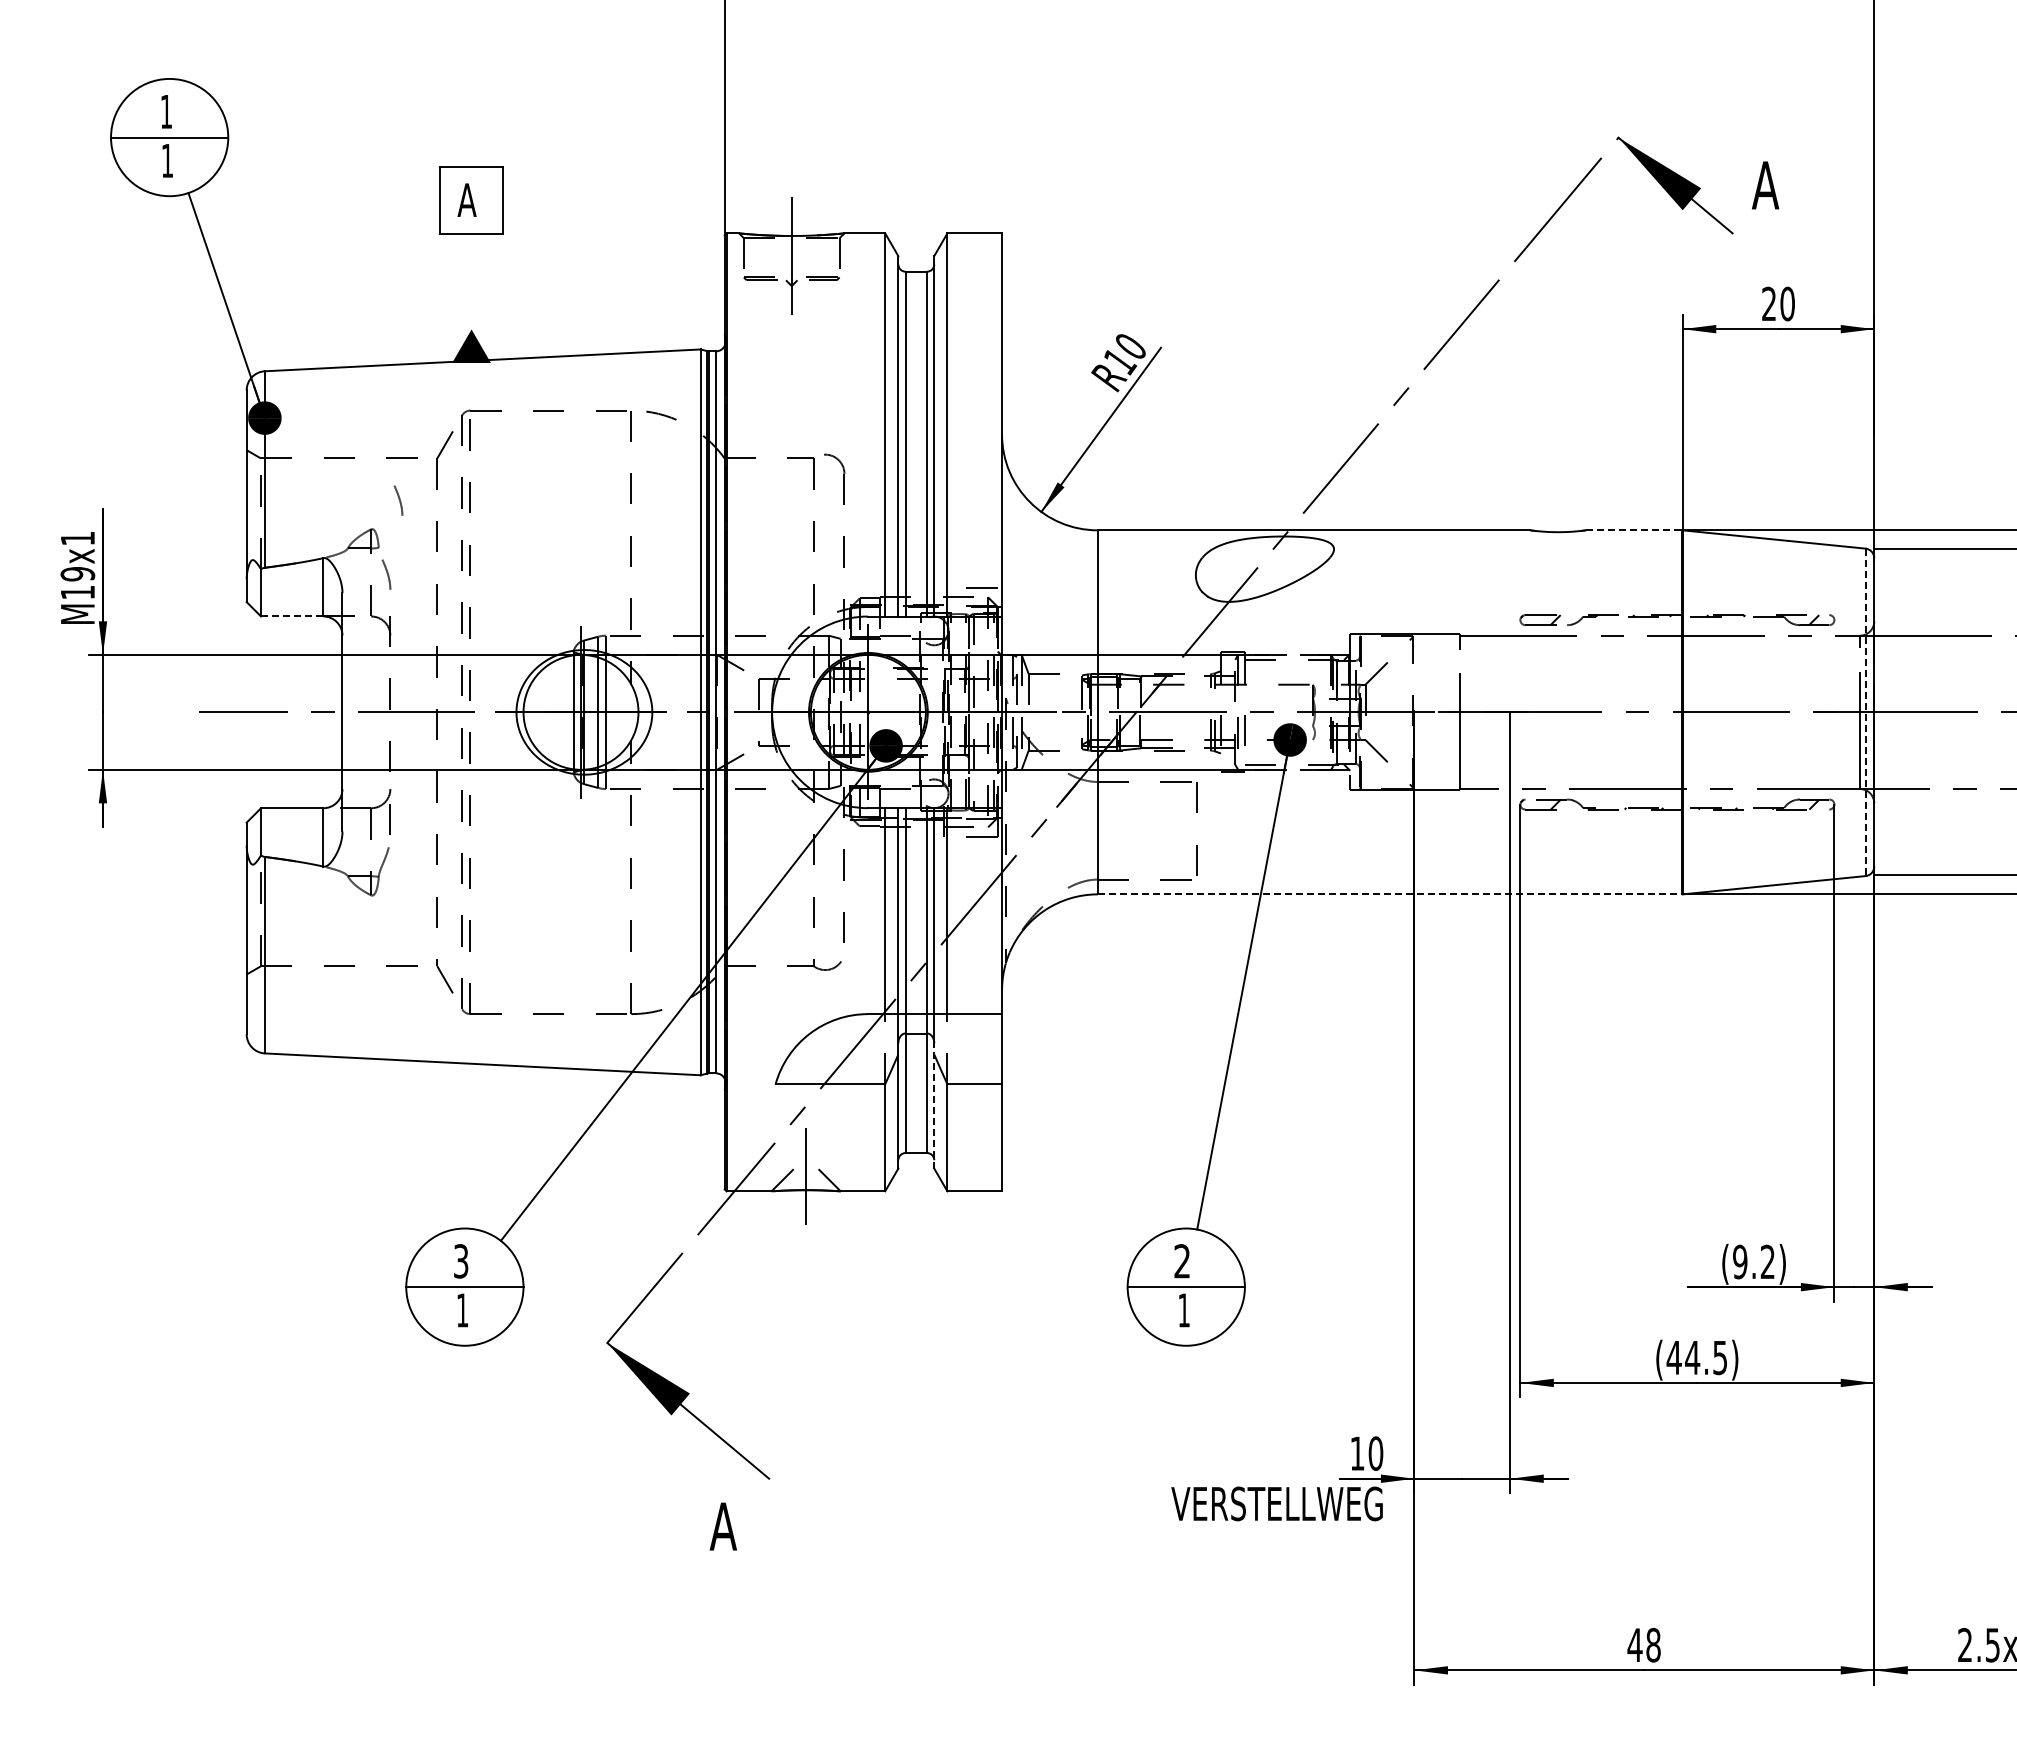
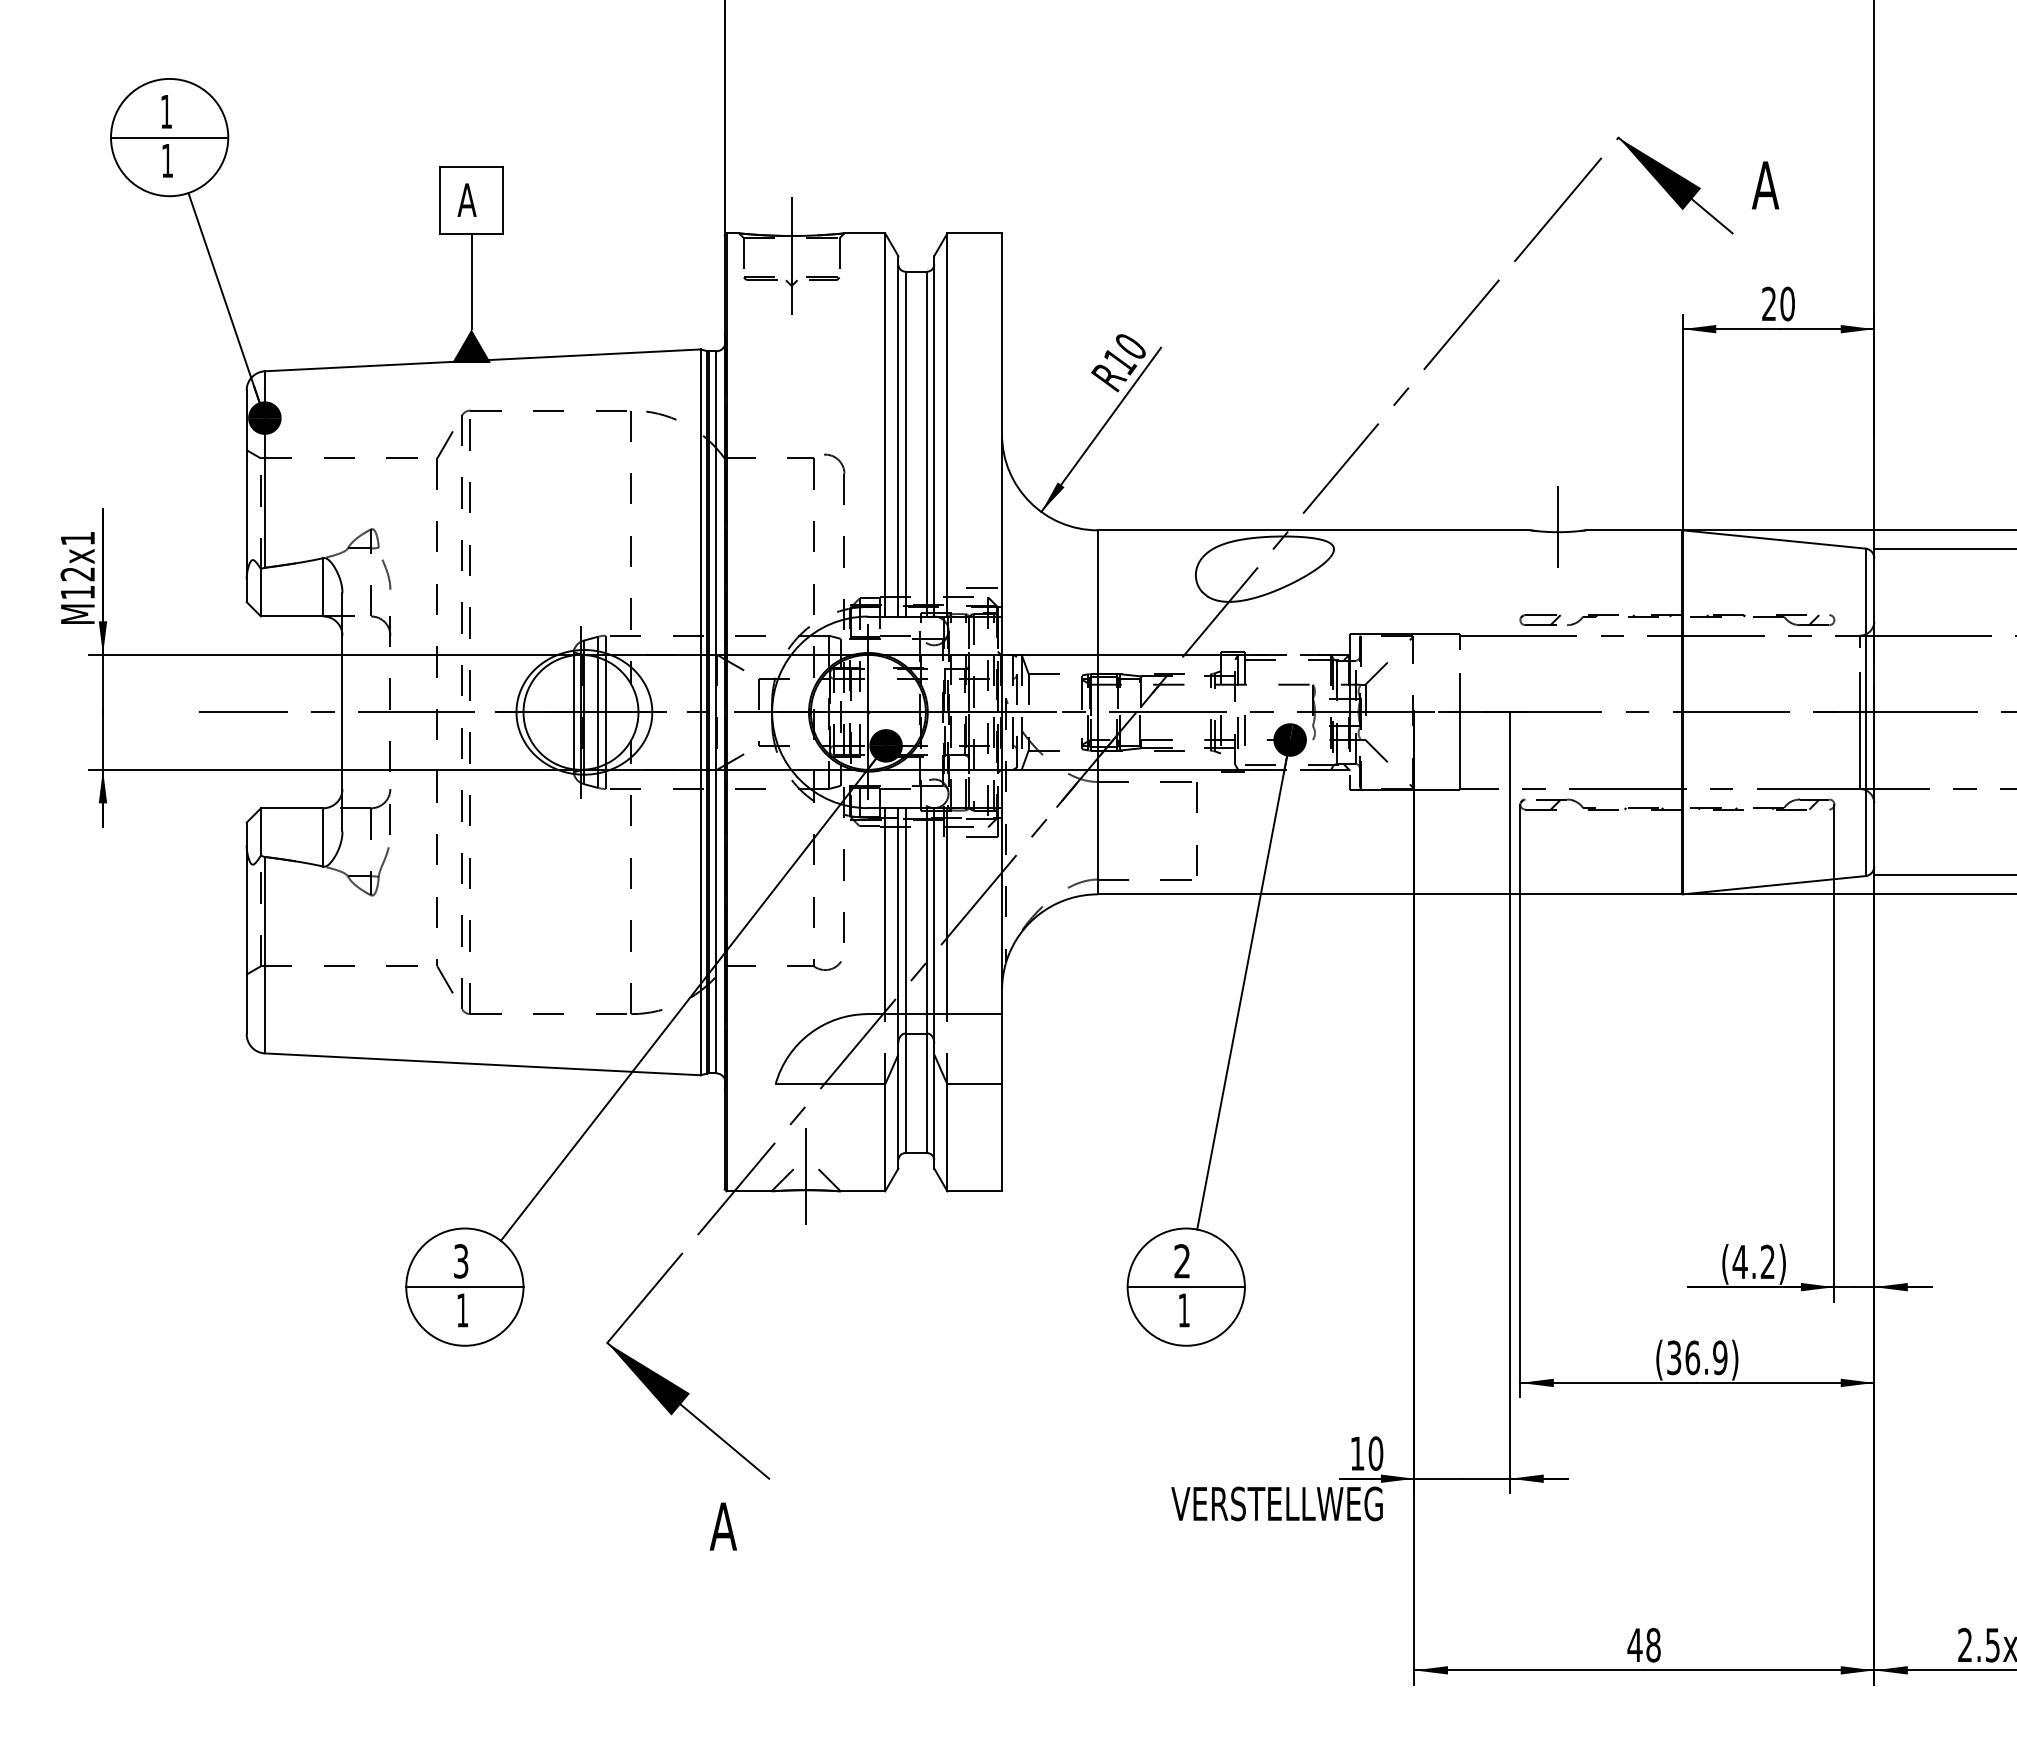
line: none -> present (471, 281)
curve: present -> none (398, 499)
line: none -> present (1558, 526)
line: dashed -> solid (1634, 530)
text: M19x1 -> M12x1 (77, 574)
line: dashed -> solid (291, 616)
line: dashed -> solid (1865, 712)
line: dashed -> solid (1390, 894)
line: dashed -> solid (934, 1105)
text: (9.2) -> (4.2) (1739, 1261)
text: (44.5) -> (36.9) (1696, 1357)
